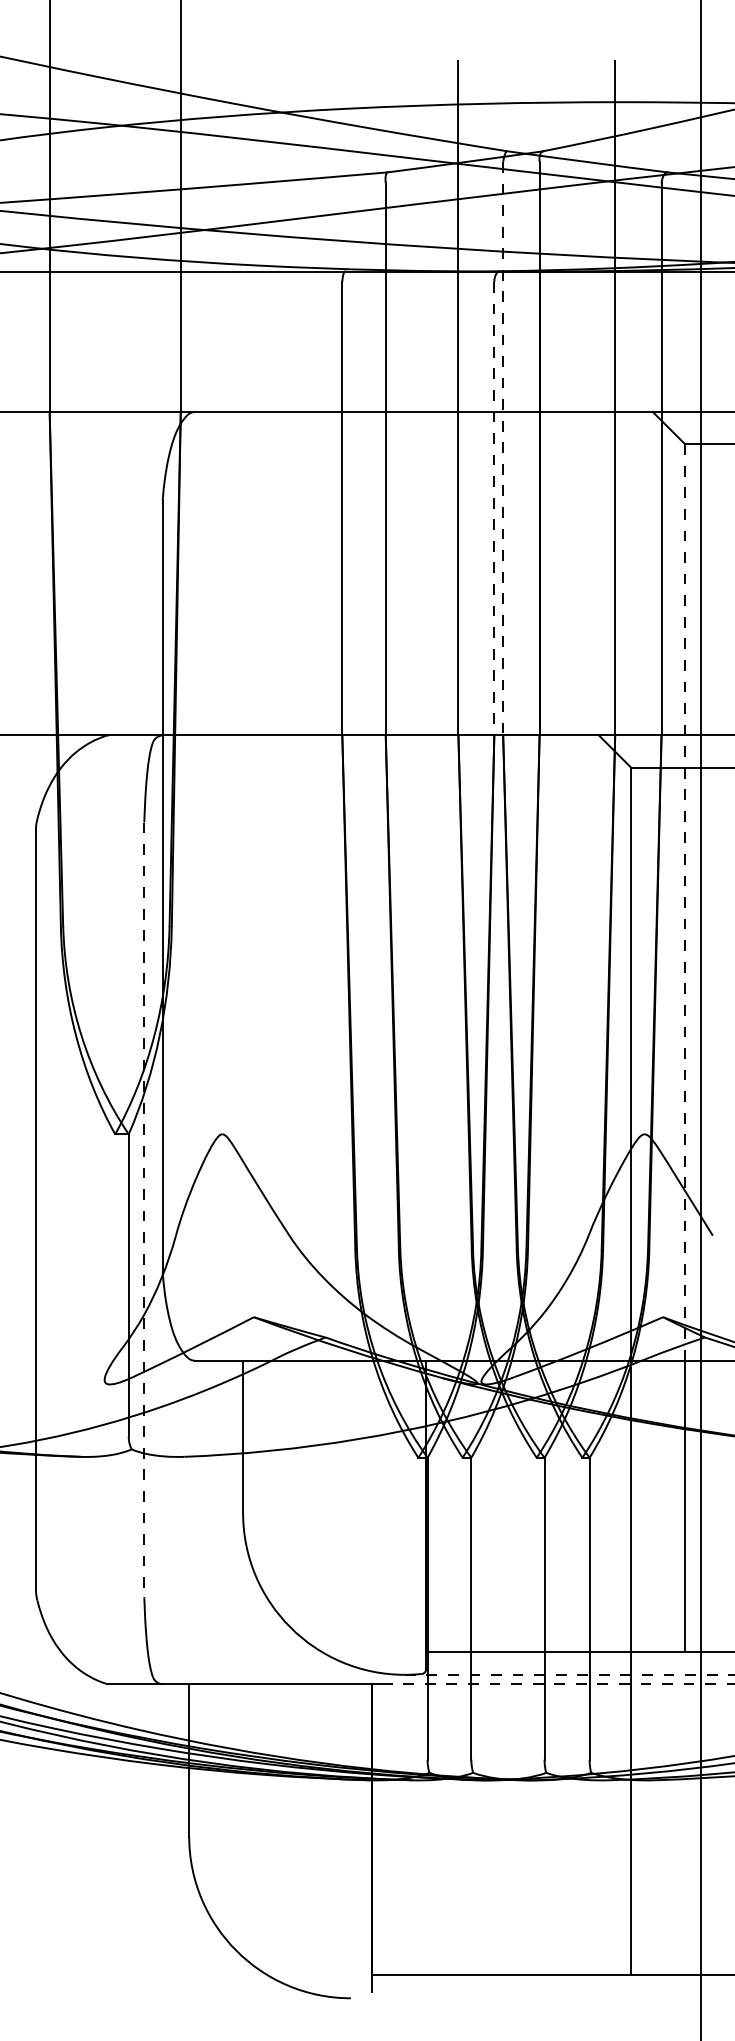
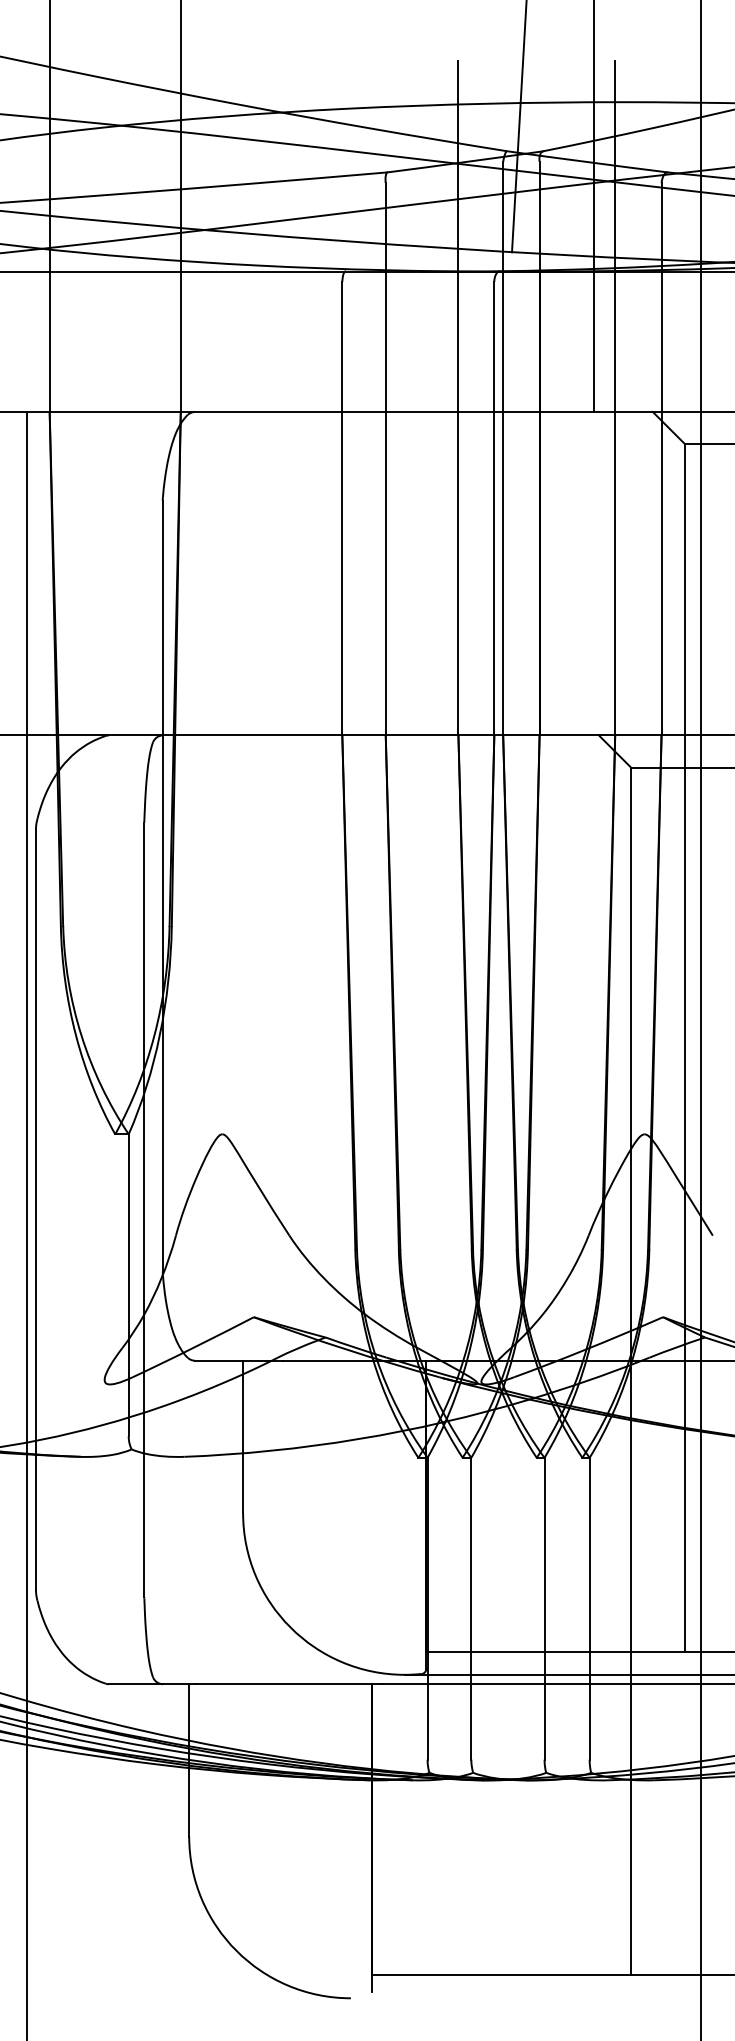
line: none -> present (519, 127)
line: none -> present (593, 206)
line: dashed -> solid (503, 448)
line: dashed -> solid (494, 508)
line: dashed -> solid (685, 903)
line: dashed -> solid (144, 1210)
line: none -> present (27, 1224)
line: dashed -> solid (569, 1674)
line: dashed -> solid (558, 1684)
